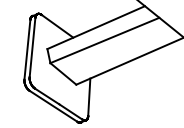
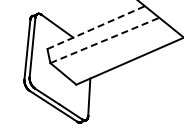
line: solid -> dashed (96, 27)
line: solid -> dashed (105, 40)
